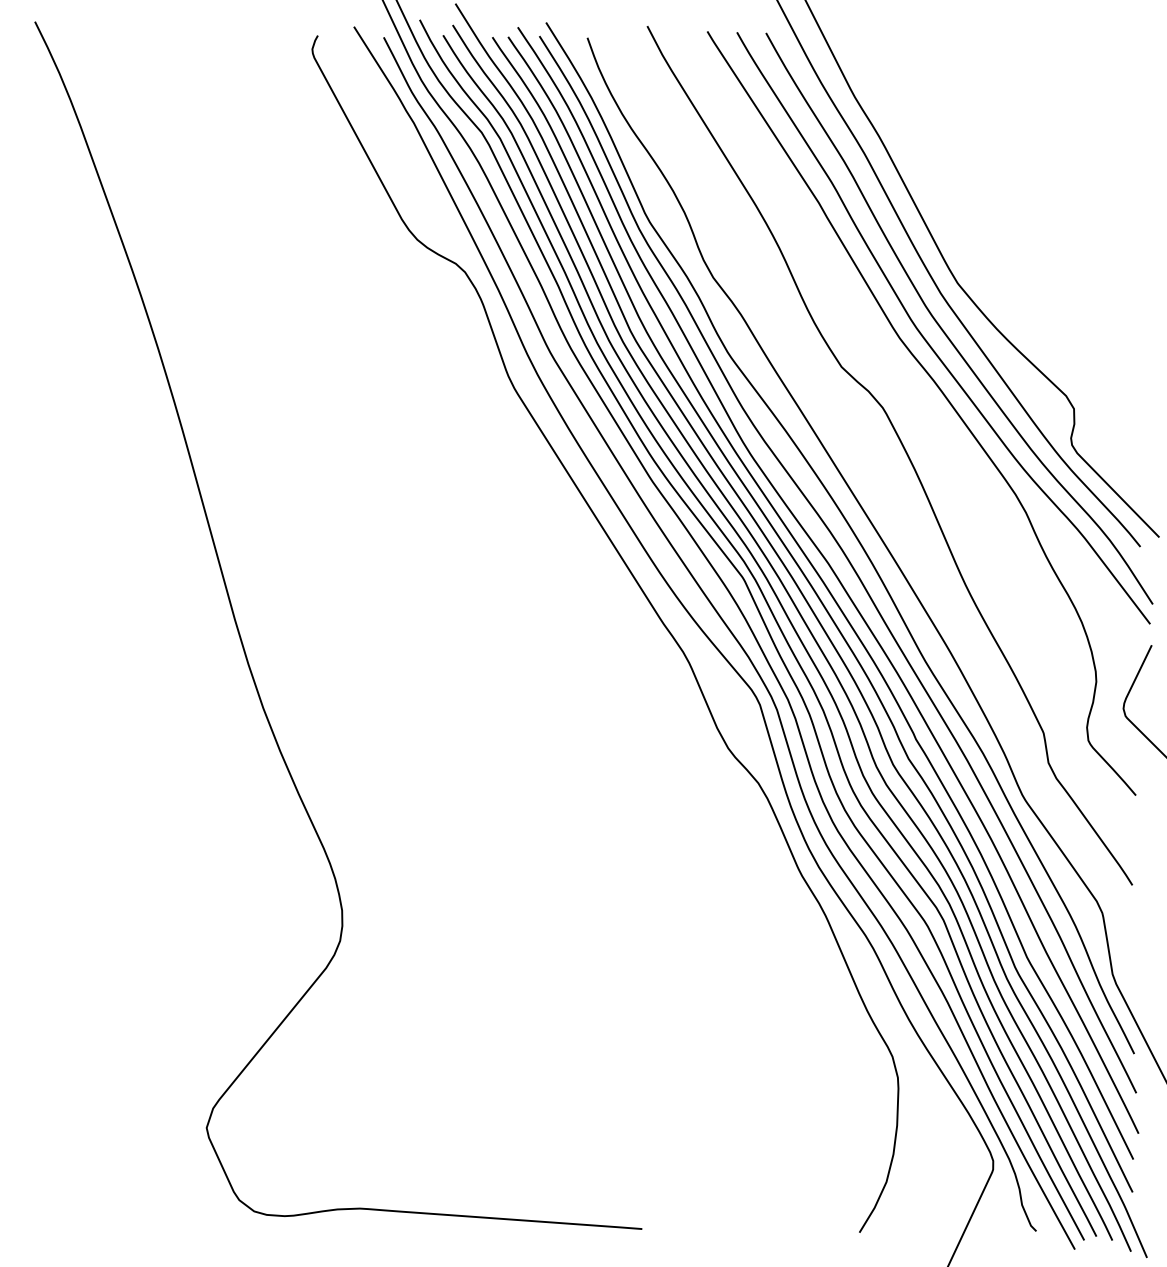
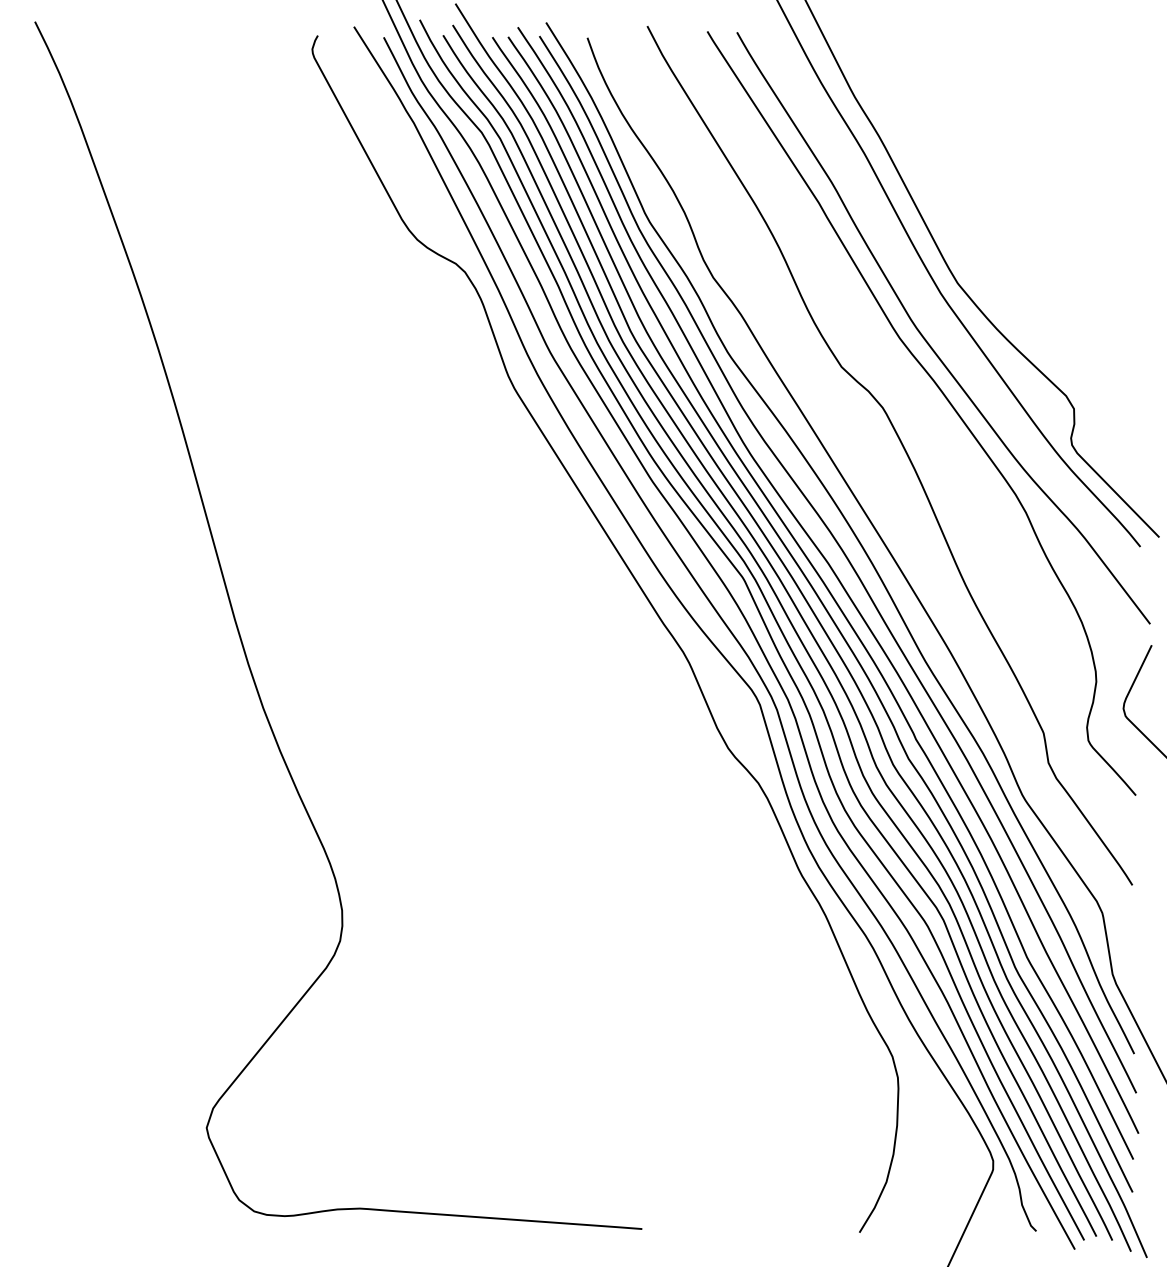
curve: present -> none (943, 329)
